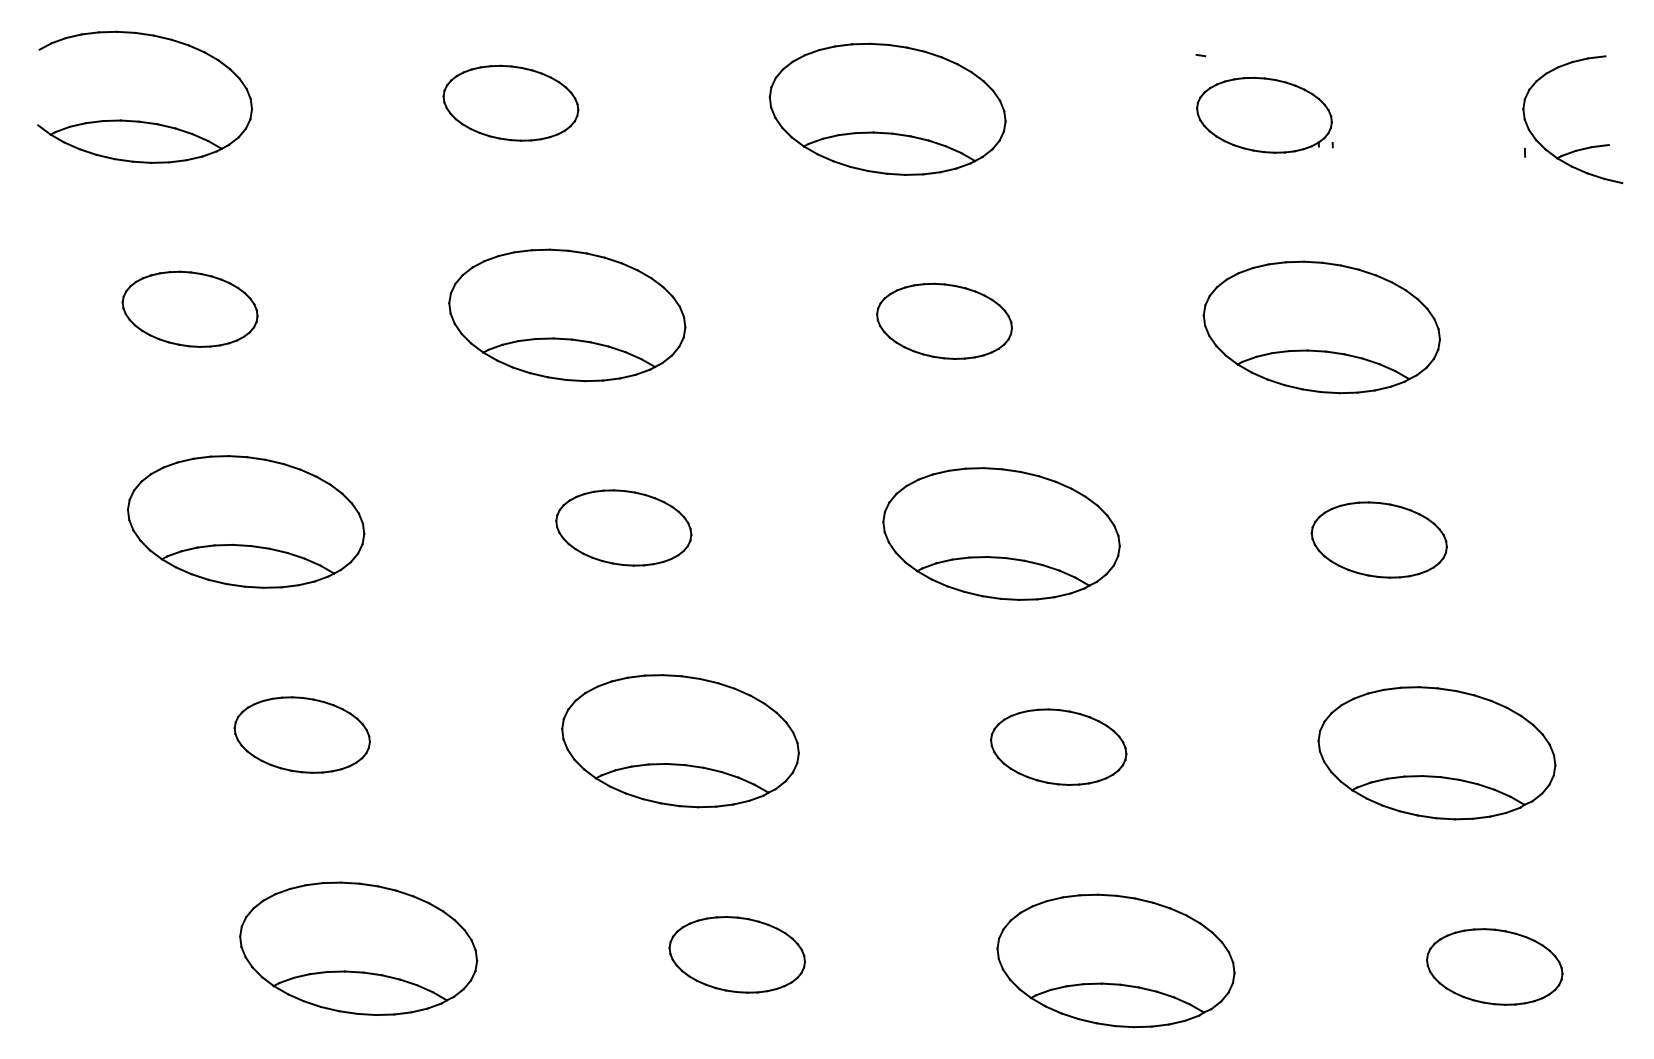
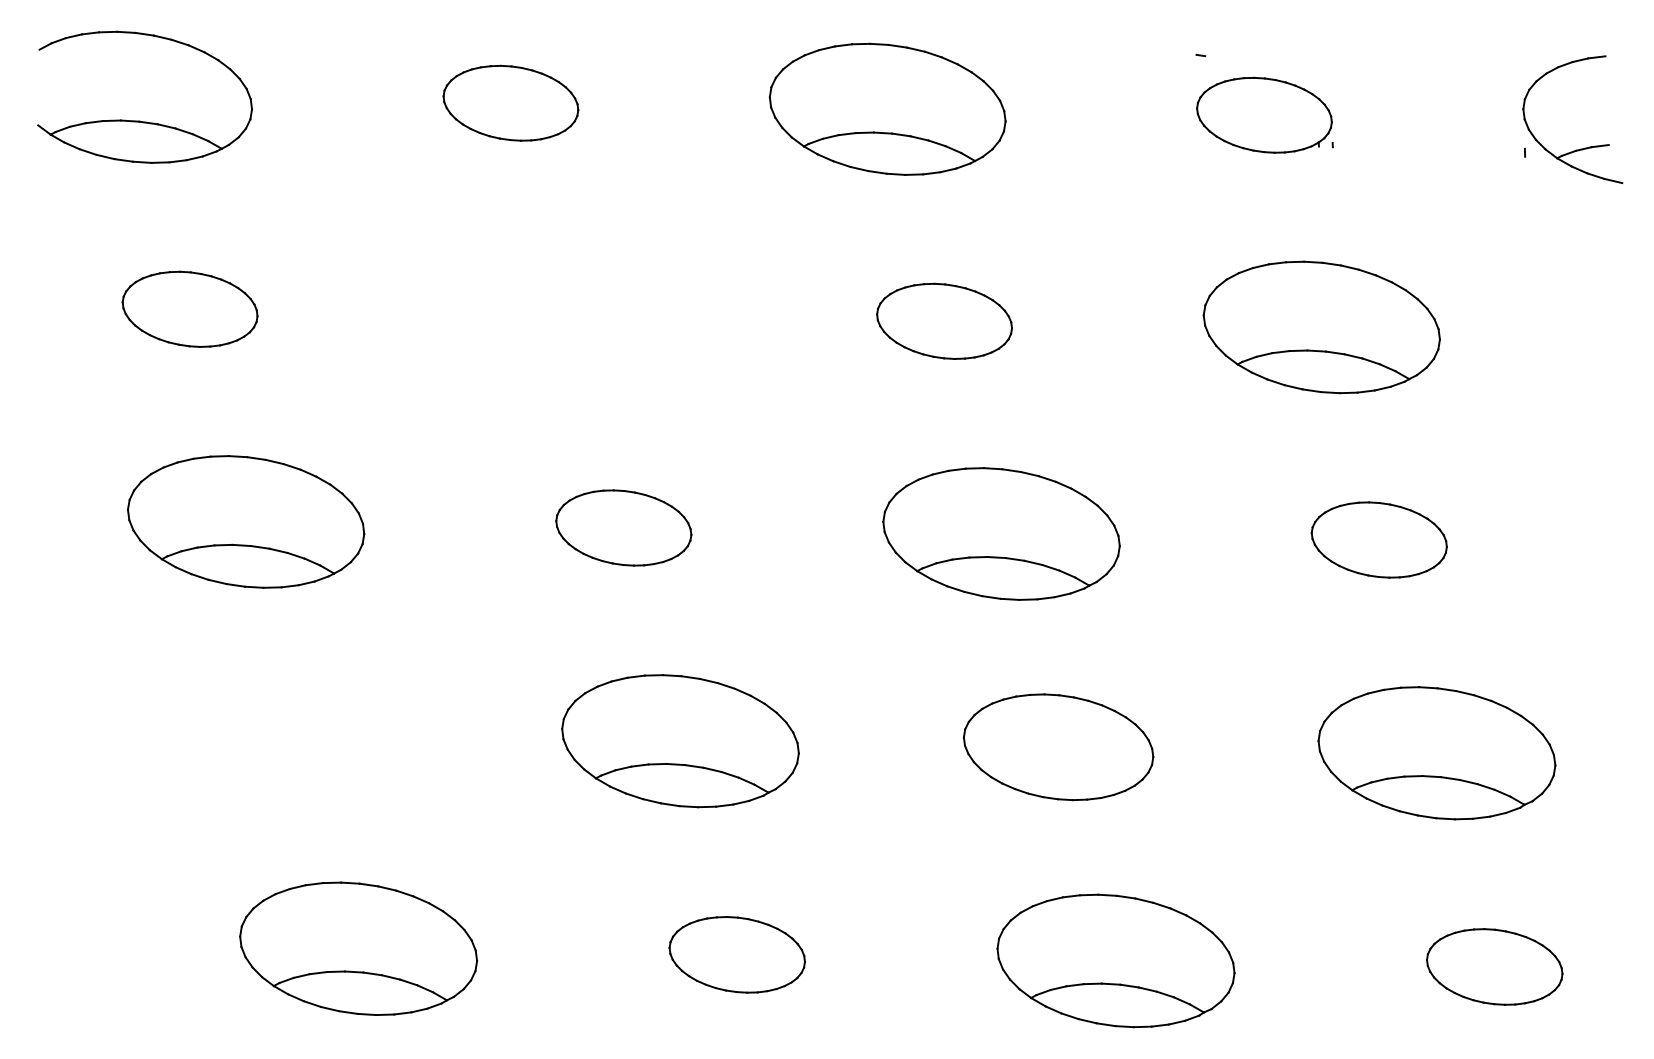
part: present -> none (567, 315)
part: present -> none (301, 734)
part size: 138x78 px -> 193x109 px (1058, 747)
